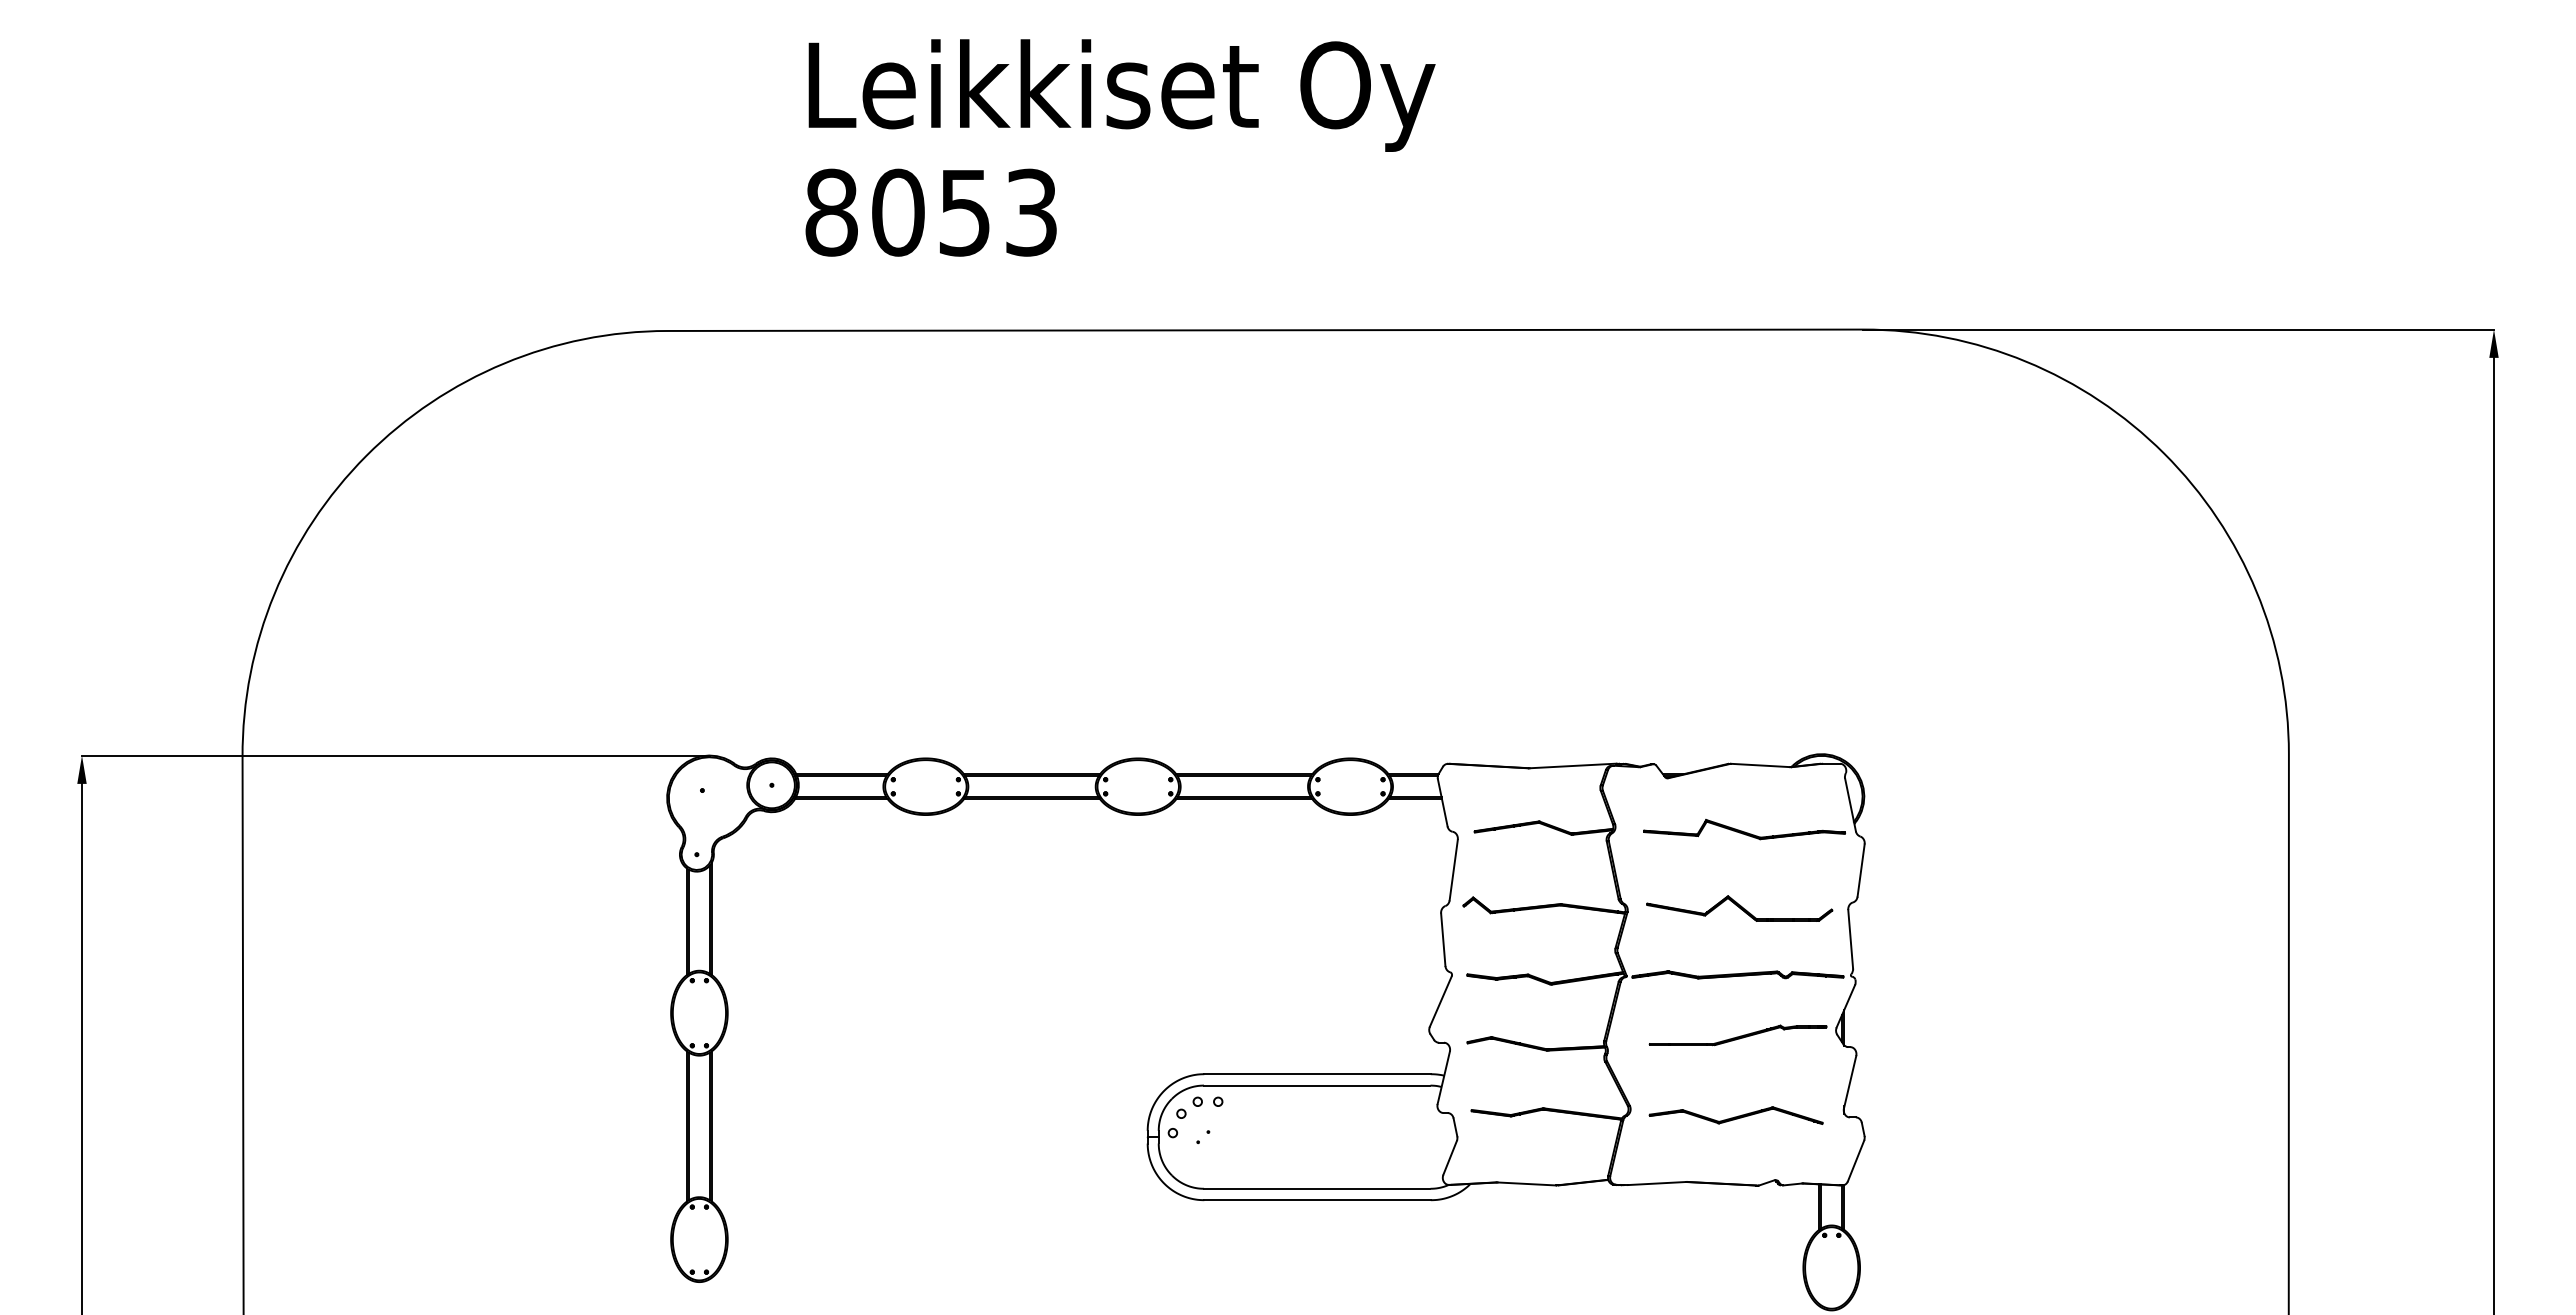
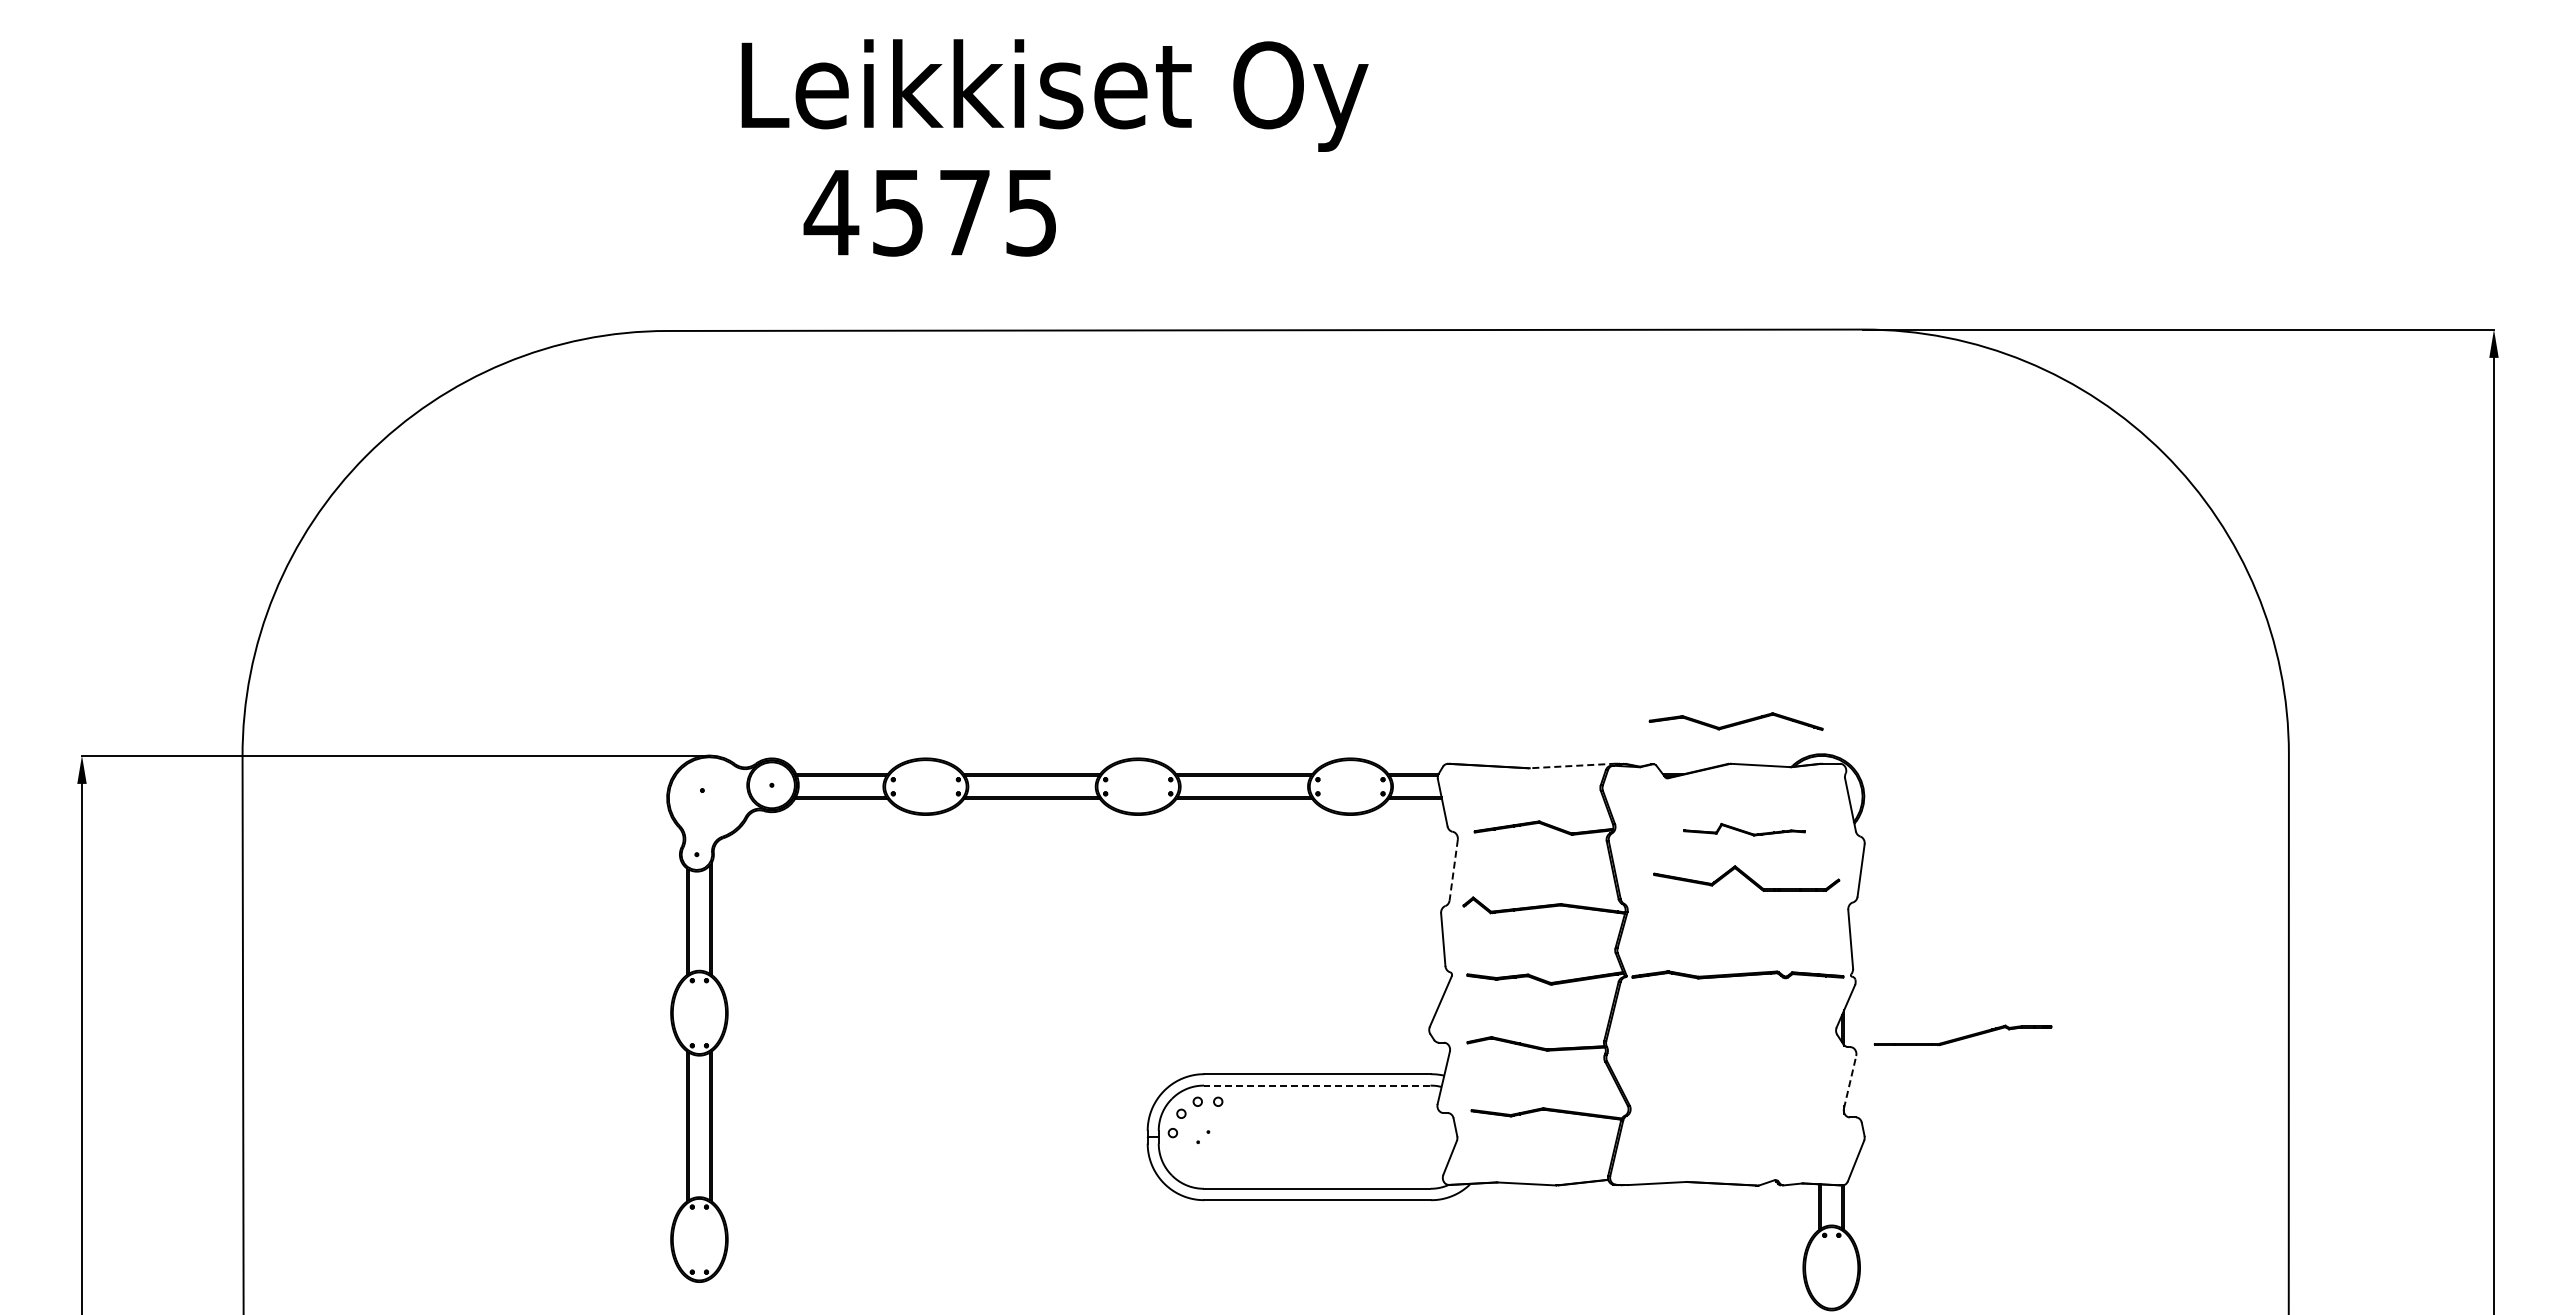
text position: (1121, 95) -> (1054, 95) (1054, 95)
text: 8053 -> 4575 (929, 212)
line: solid -> dashed (1572, 766)
part size: 203x22 px -> 123x15 px (1744, 829)
line: solid -> dashed (1453, 870)
part position: (1739, 908) -> (1746, 878) (1746, 878)
part position: (1737, 1035) -> (1962, 1035) (1962, 1035)
line: solid -> dashed (1850, 1082)
line: solid -> dashed (1316, 1085)
part position: (1735, 1115) -> (1735, 721) (1735, 721)
